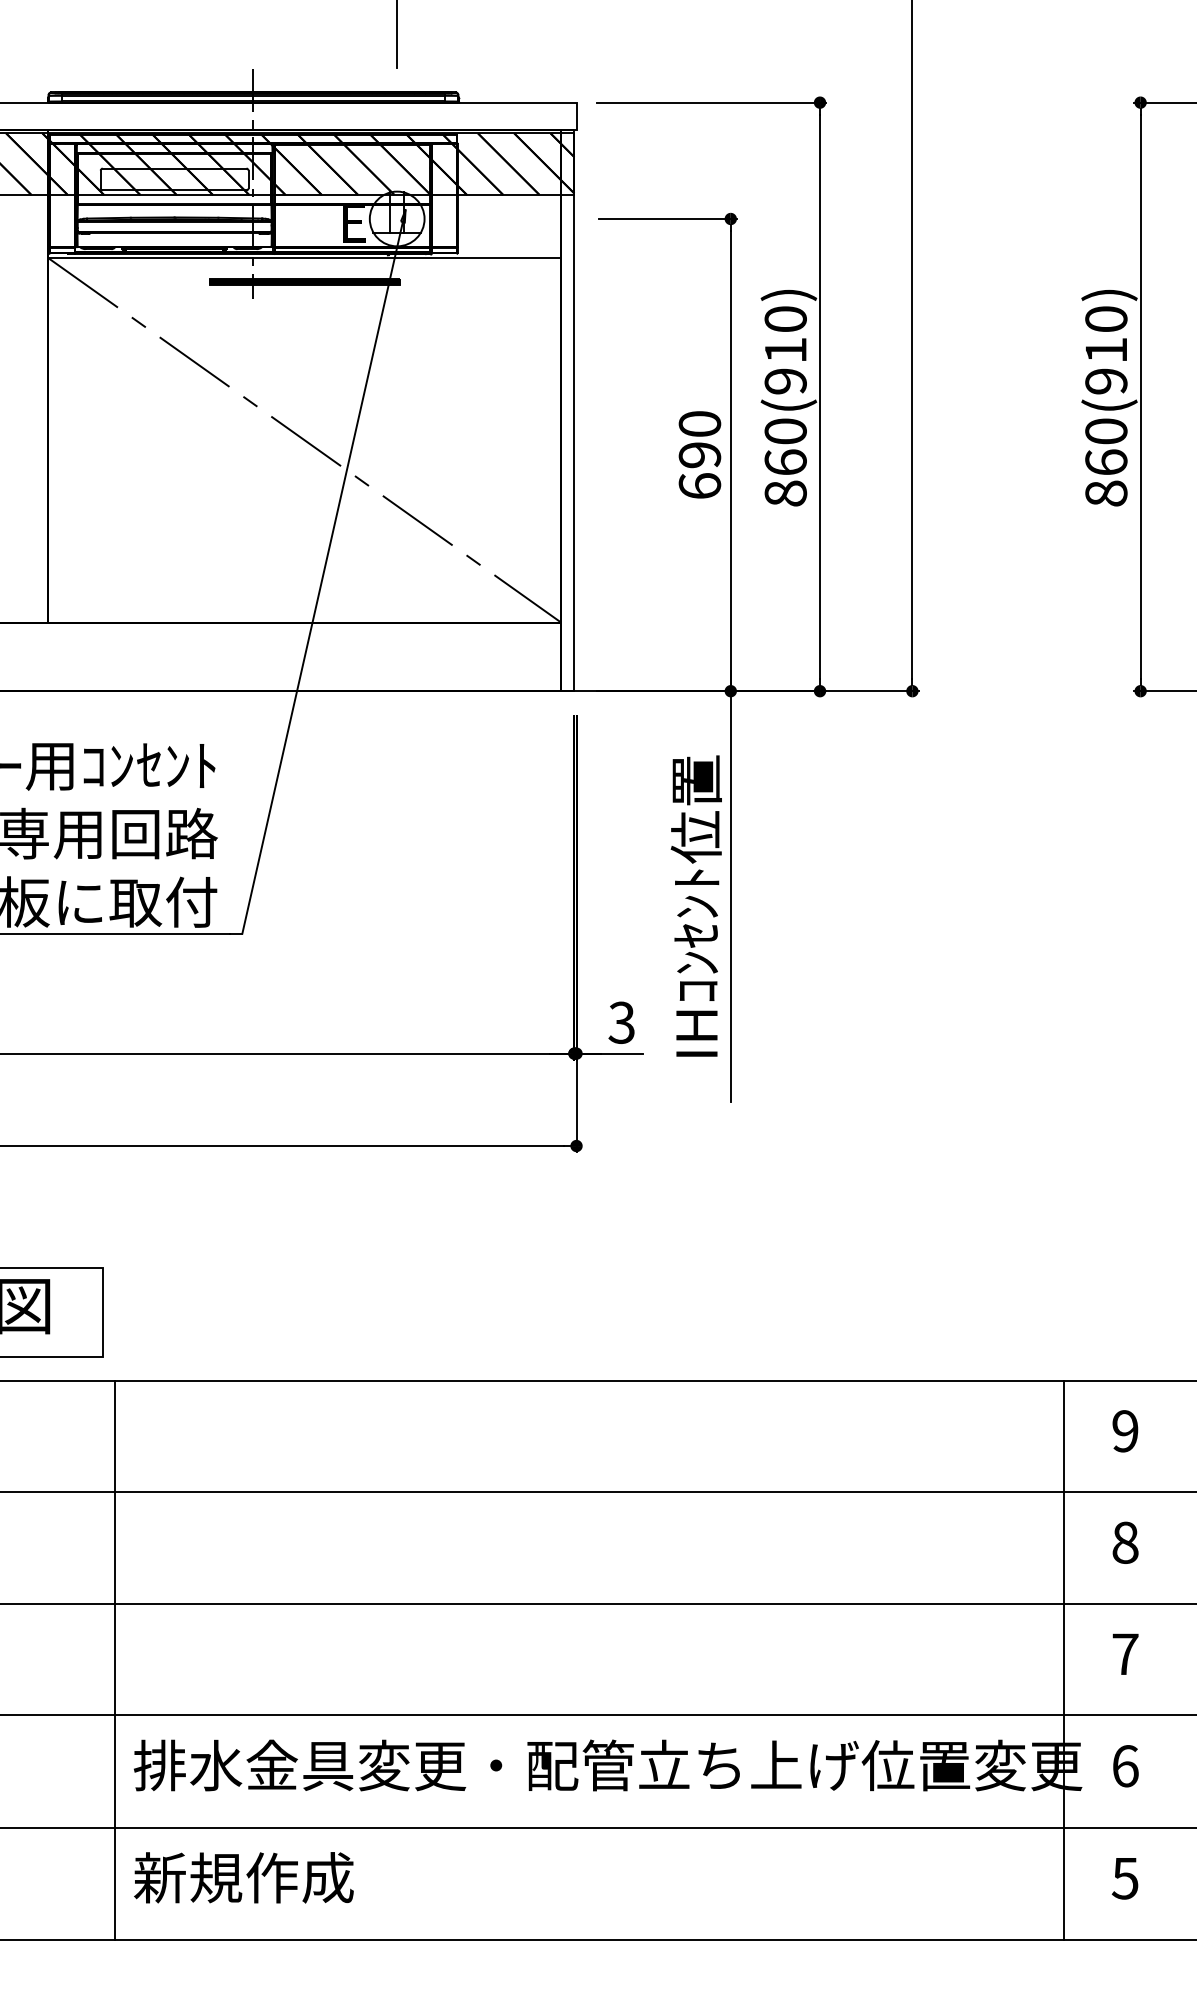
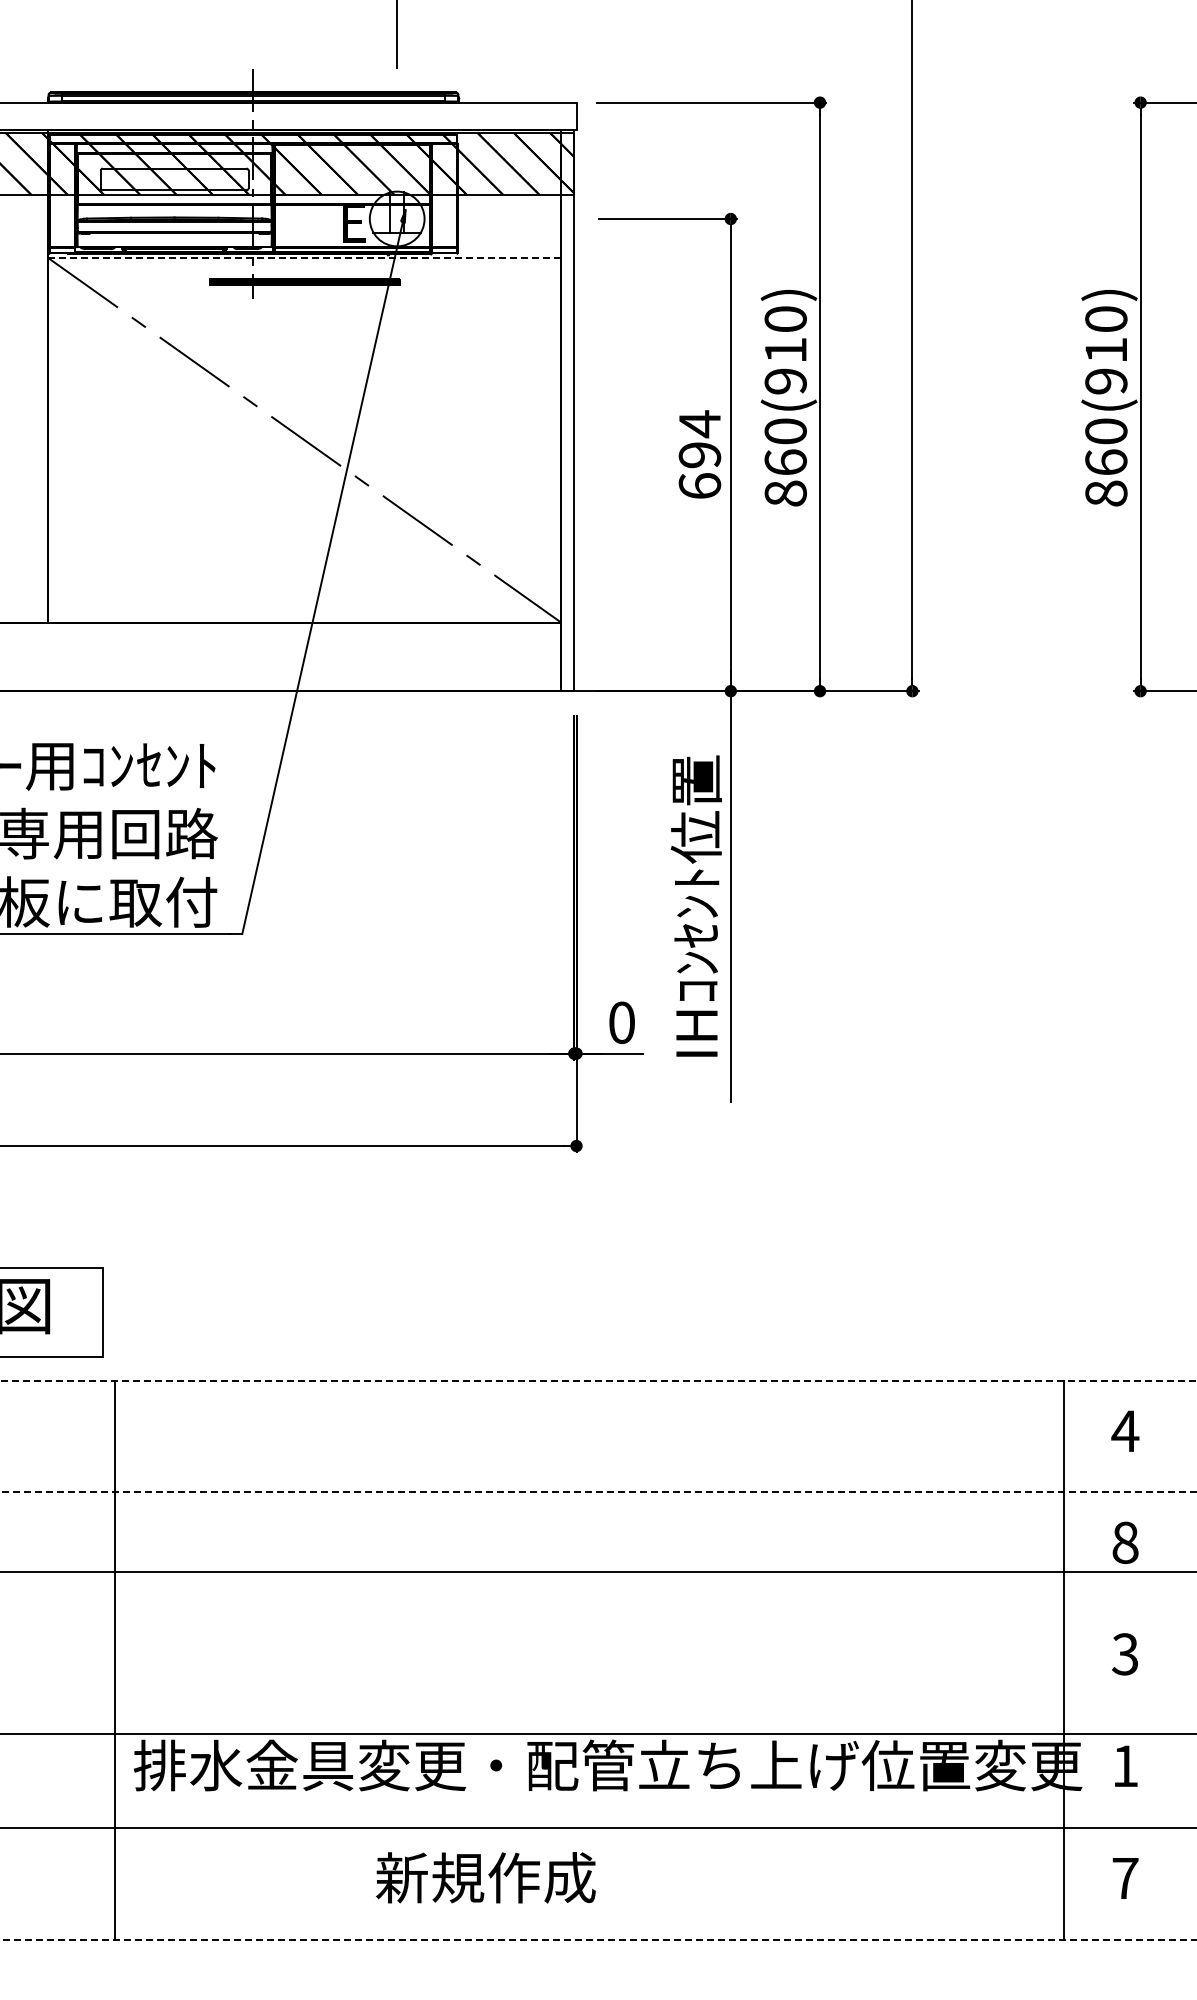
line: solid -> dashed (304, 258)
text: 690 -> 694 (699, 424)
text: 3 -> 0 (621, 1022)
line: solid -> dashed (599, 1380)
text: 9 -> 4 (1125, 1431)
line: solid -> dashed (598, 1492)
line position: (597, 1603) -> (597, 1571) (597, 1571)
text: 7 -> 3 (1125, 1654)
line position: (597, 1715) -> (597, 1734) (597, 1734)
text: 6 -> 1 (1125, 1766)
text position: (243, 1877) -> (485, 1877) (485, 1877)
text: 5 -> 7 (1124, 1878)
line: solid -> dashed (597, 1939)
